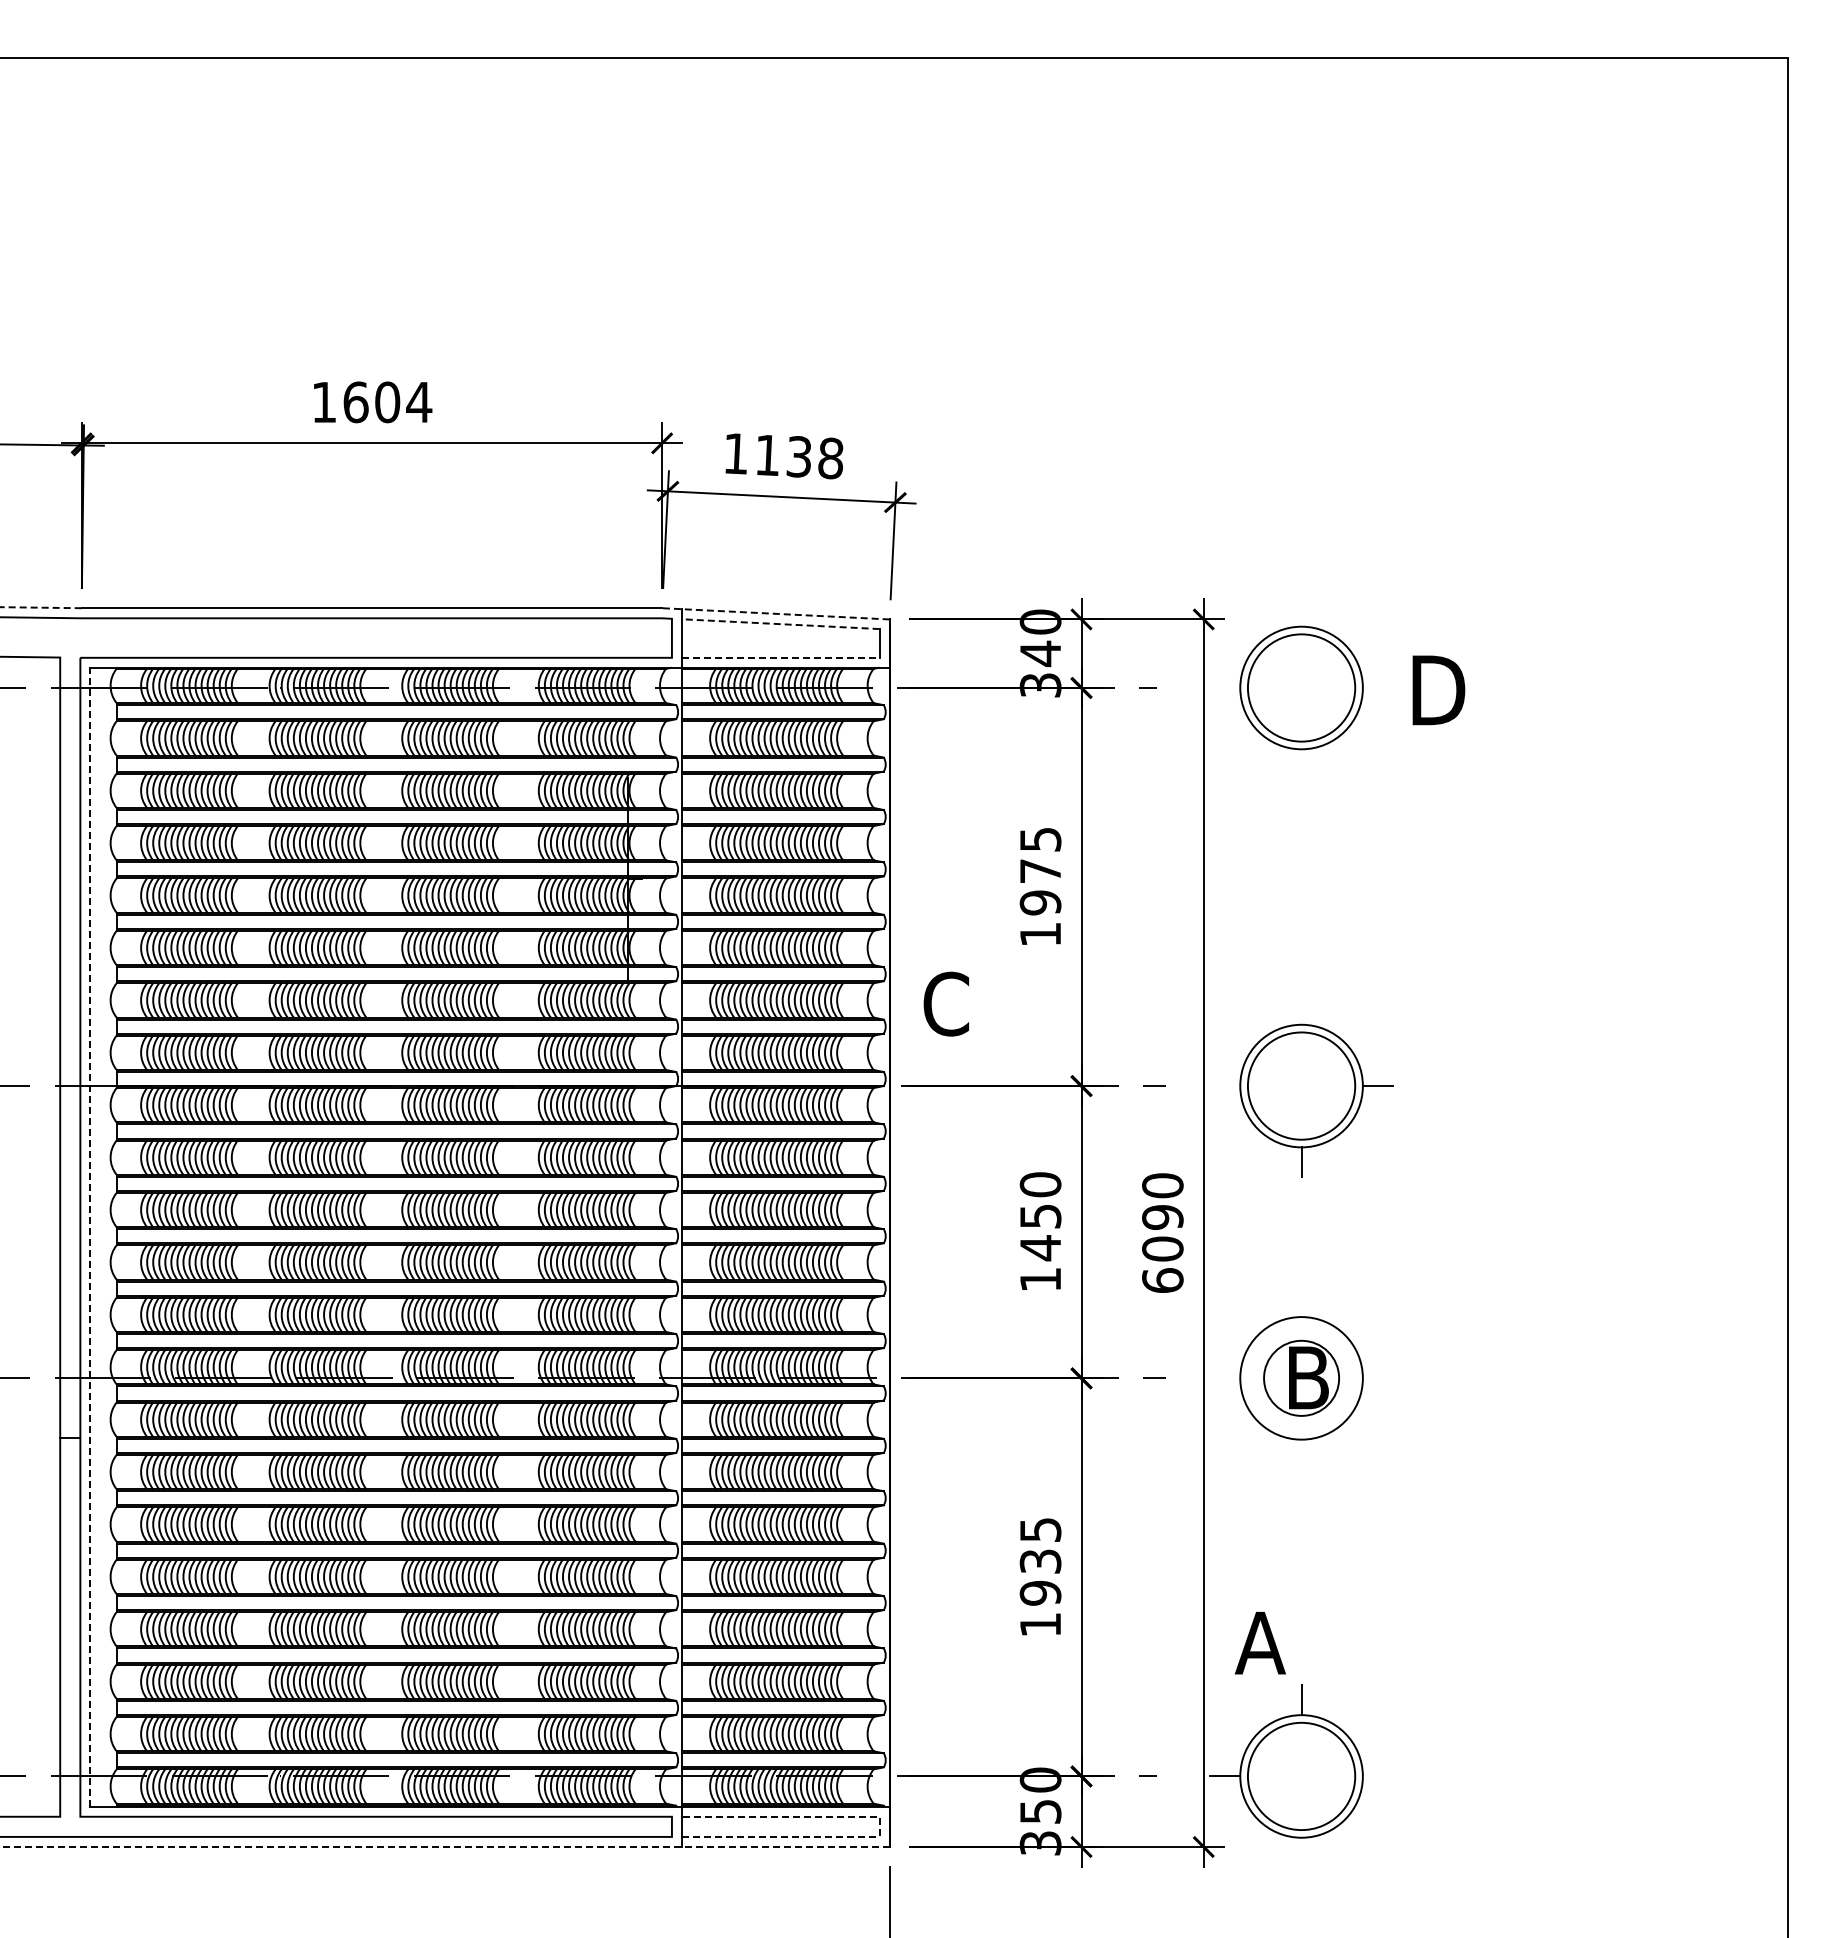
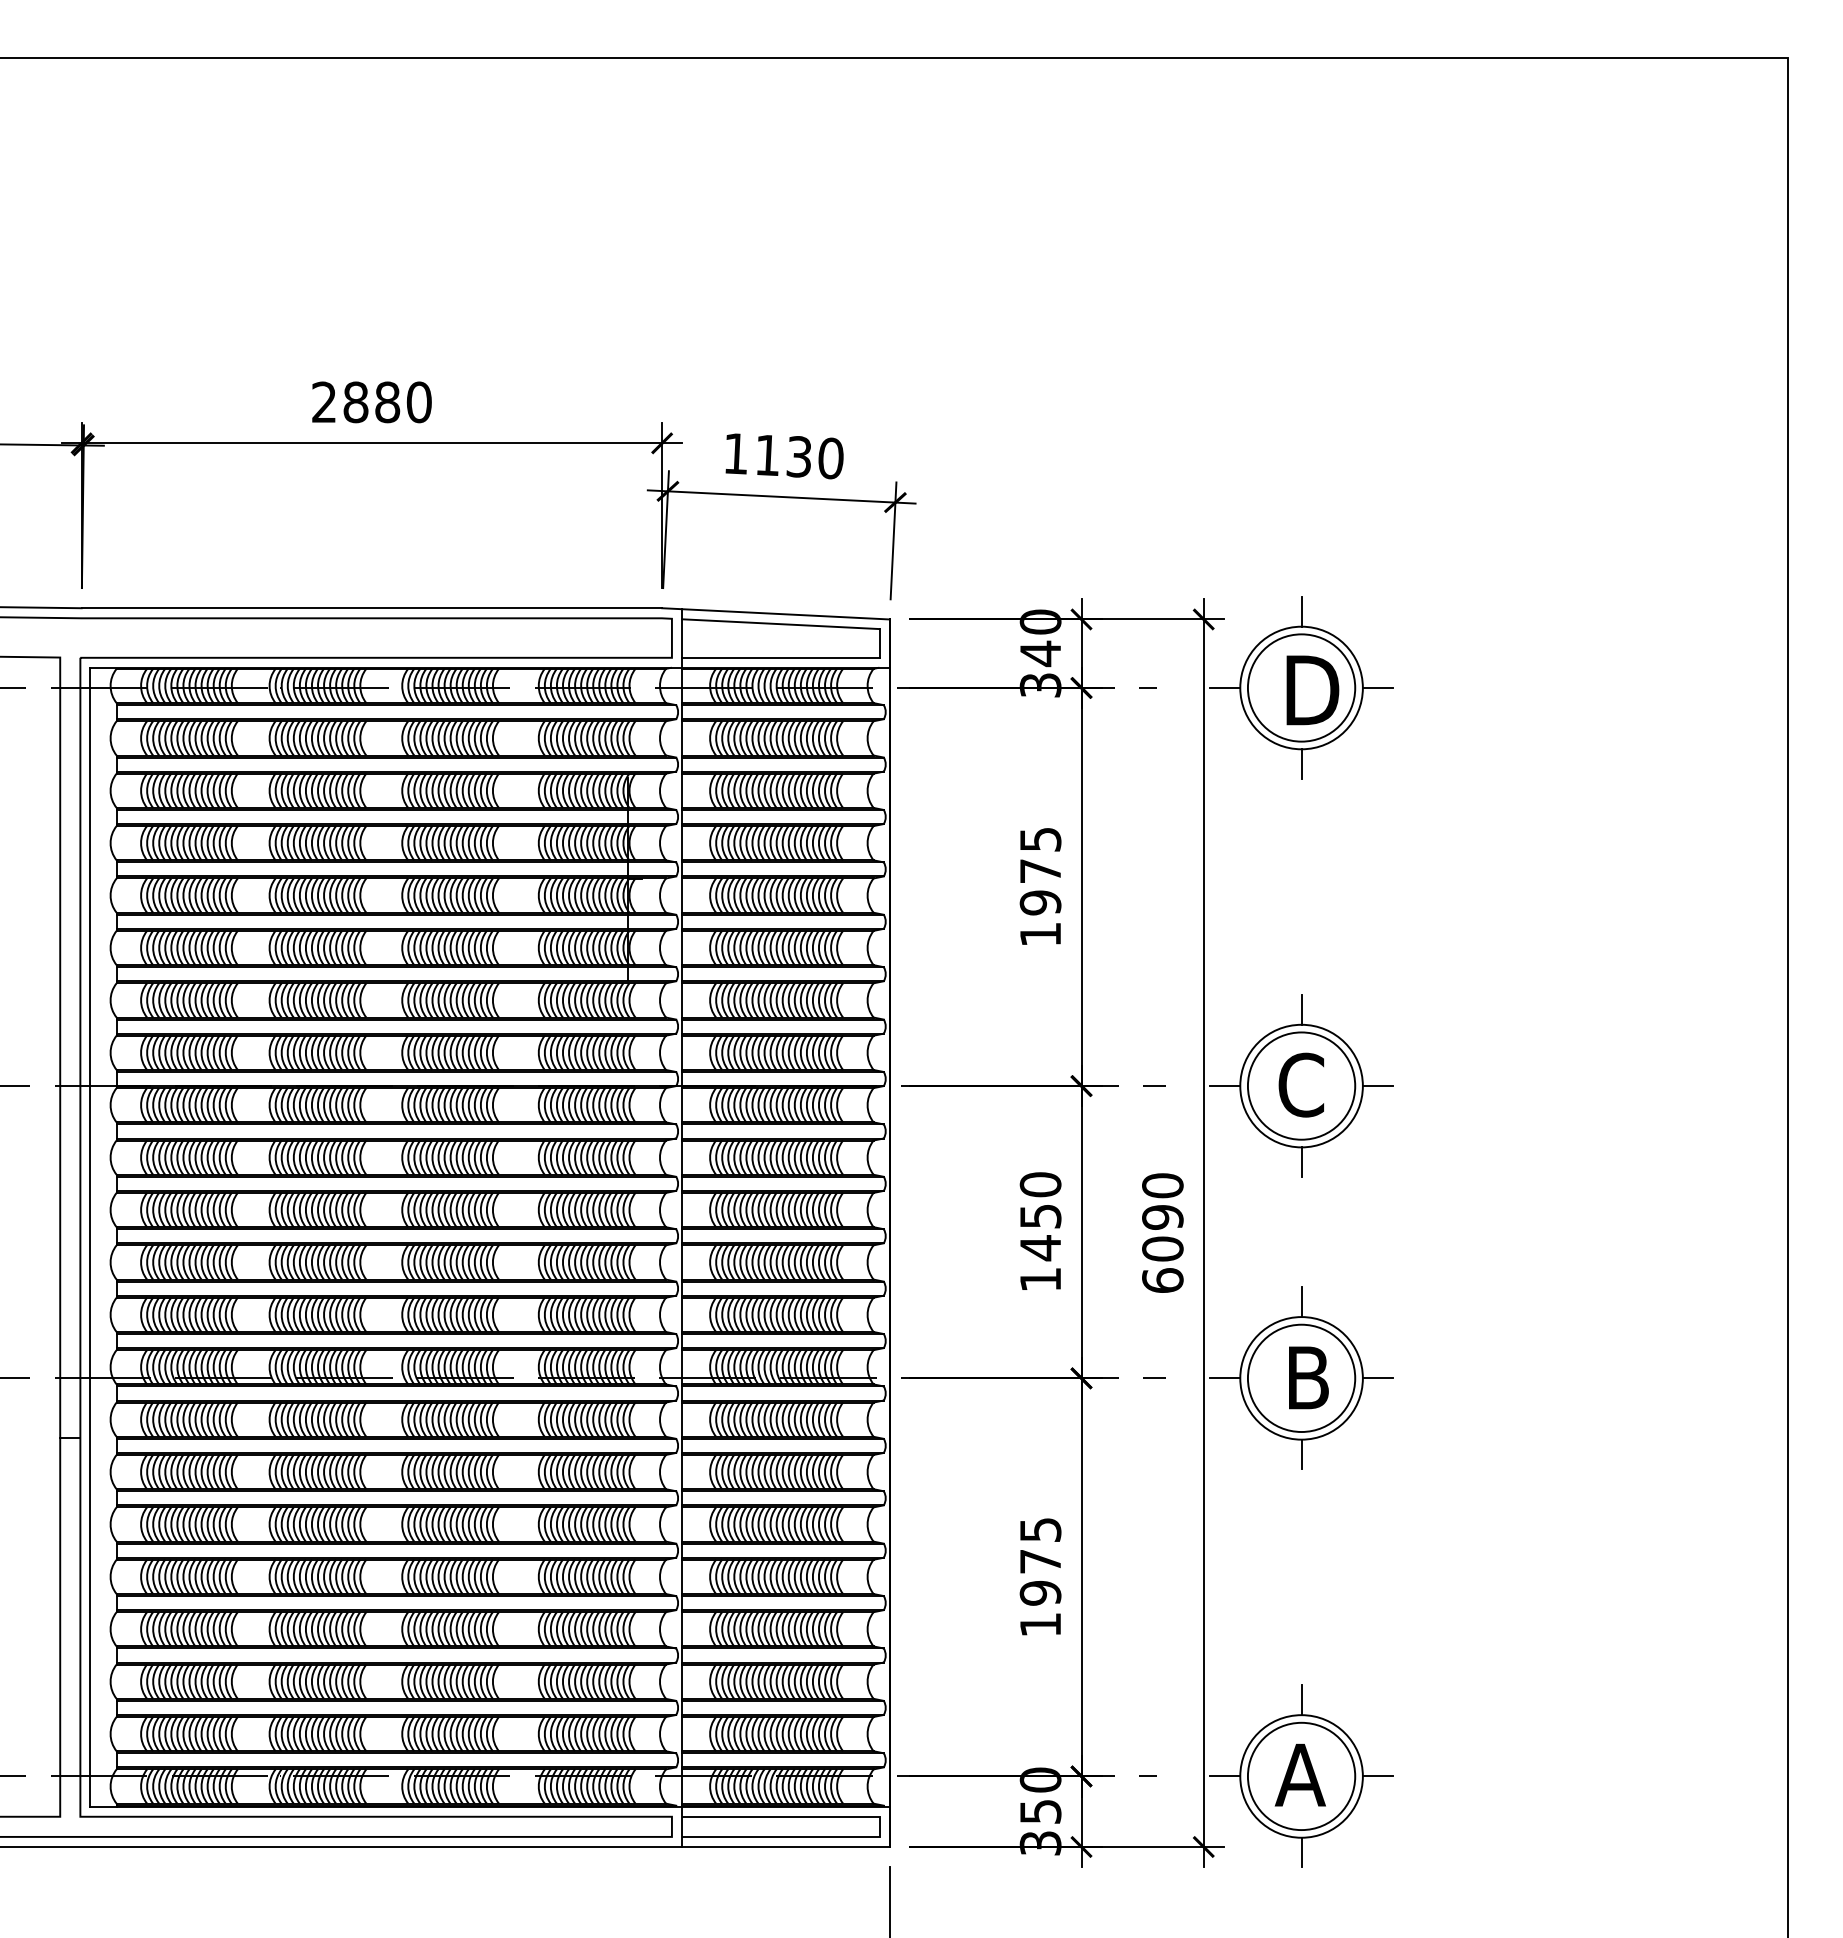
text: 1604 -> 2880 (372, 402)
text: 1138 -> 1130 (830, 458)
line: dashed -> solid (40, 607)
line: none -> present (1301, 611)
line: dashed -> solid (775, 613)
line: dashed -> solid (780, 624)
line: dashed -> solid (780, 657)
line: none -> present (1224, 688)
line: none -> present (1377, 688)
text position: (1438, 690) -> (1312, 690) (1312, 690)
line: none -> present (1301, 764)
text position: (945, 1003) -> (1300, 1084) (1300, 1084)
line: none -> present (1301, 1009)
line: none -> present (1224, 1086)
line: dashed -> solid (90, 1236)
line: none -> present (1301, 1302)
circle diameter: 75 px -> 107 px (1301, 1378)
line: none -> present (1224, 1378)
line: none -> present (1377, 1378)
line: none -> present (1301, 1454)
text: 1935 -> 1975 (1040, 1561)
text position: (1259, 1643) -> (1299, 1775) (1299, 1775)
line: none -> present (1377, 1776)
line: dashed -> solid (879, 1826)
line: dashed -> solid (444, 1847)
line: none -> present (1301, 1852)
